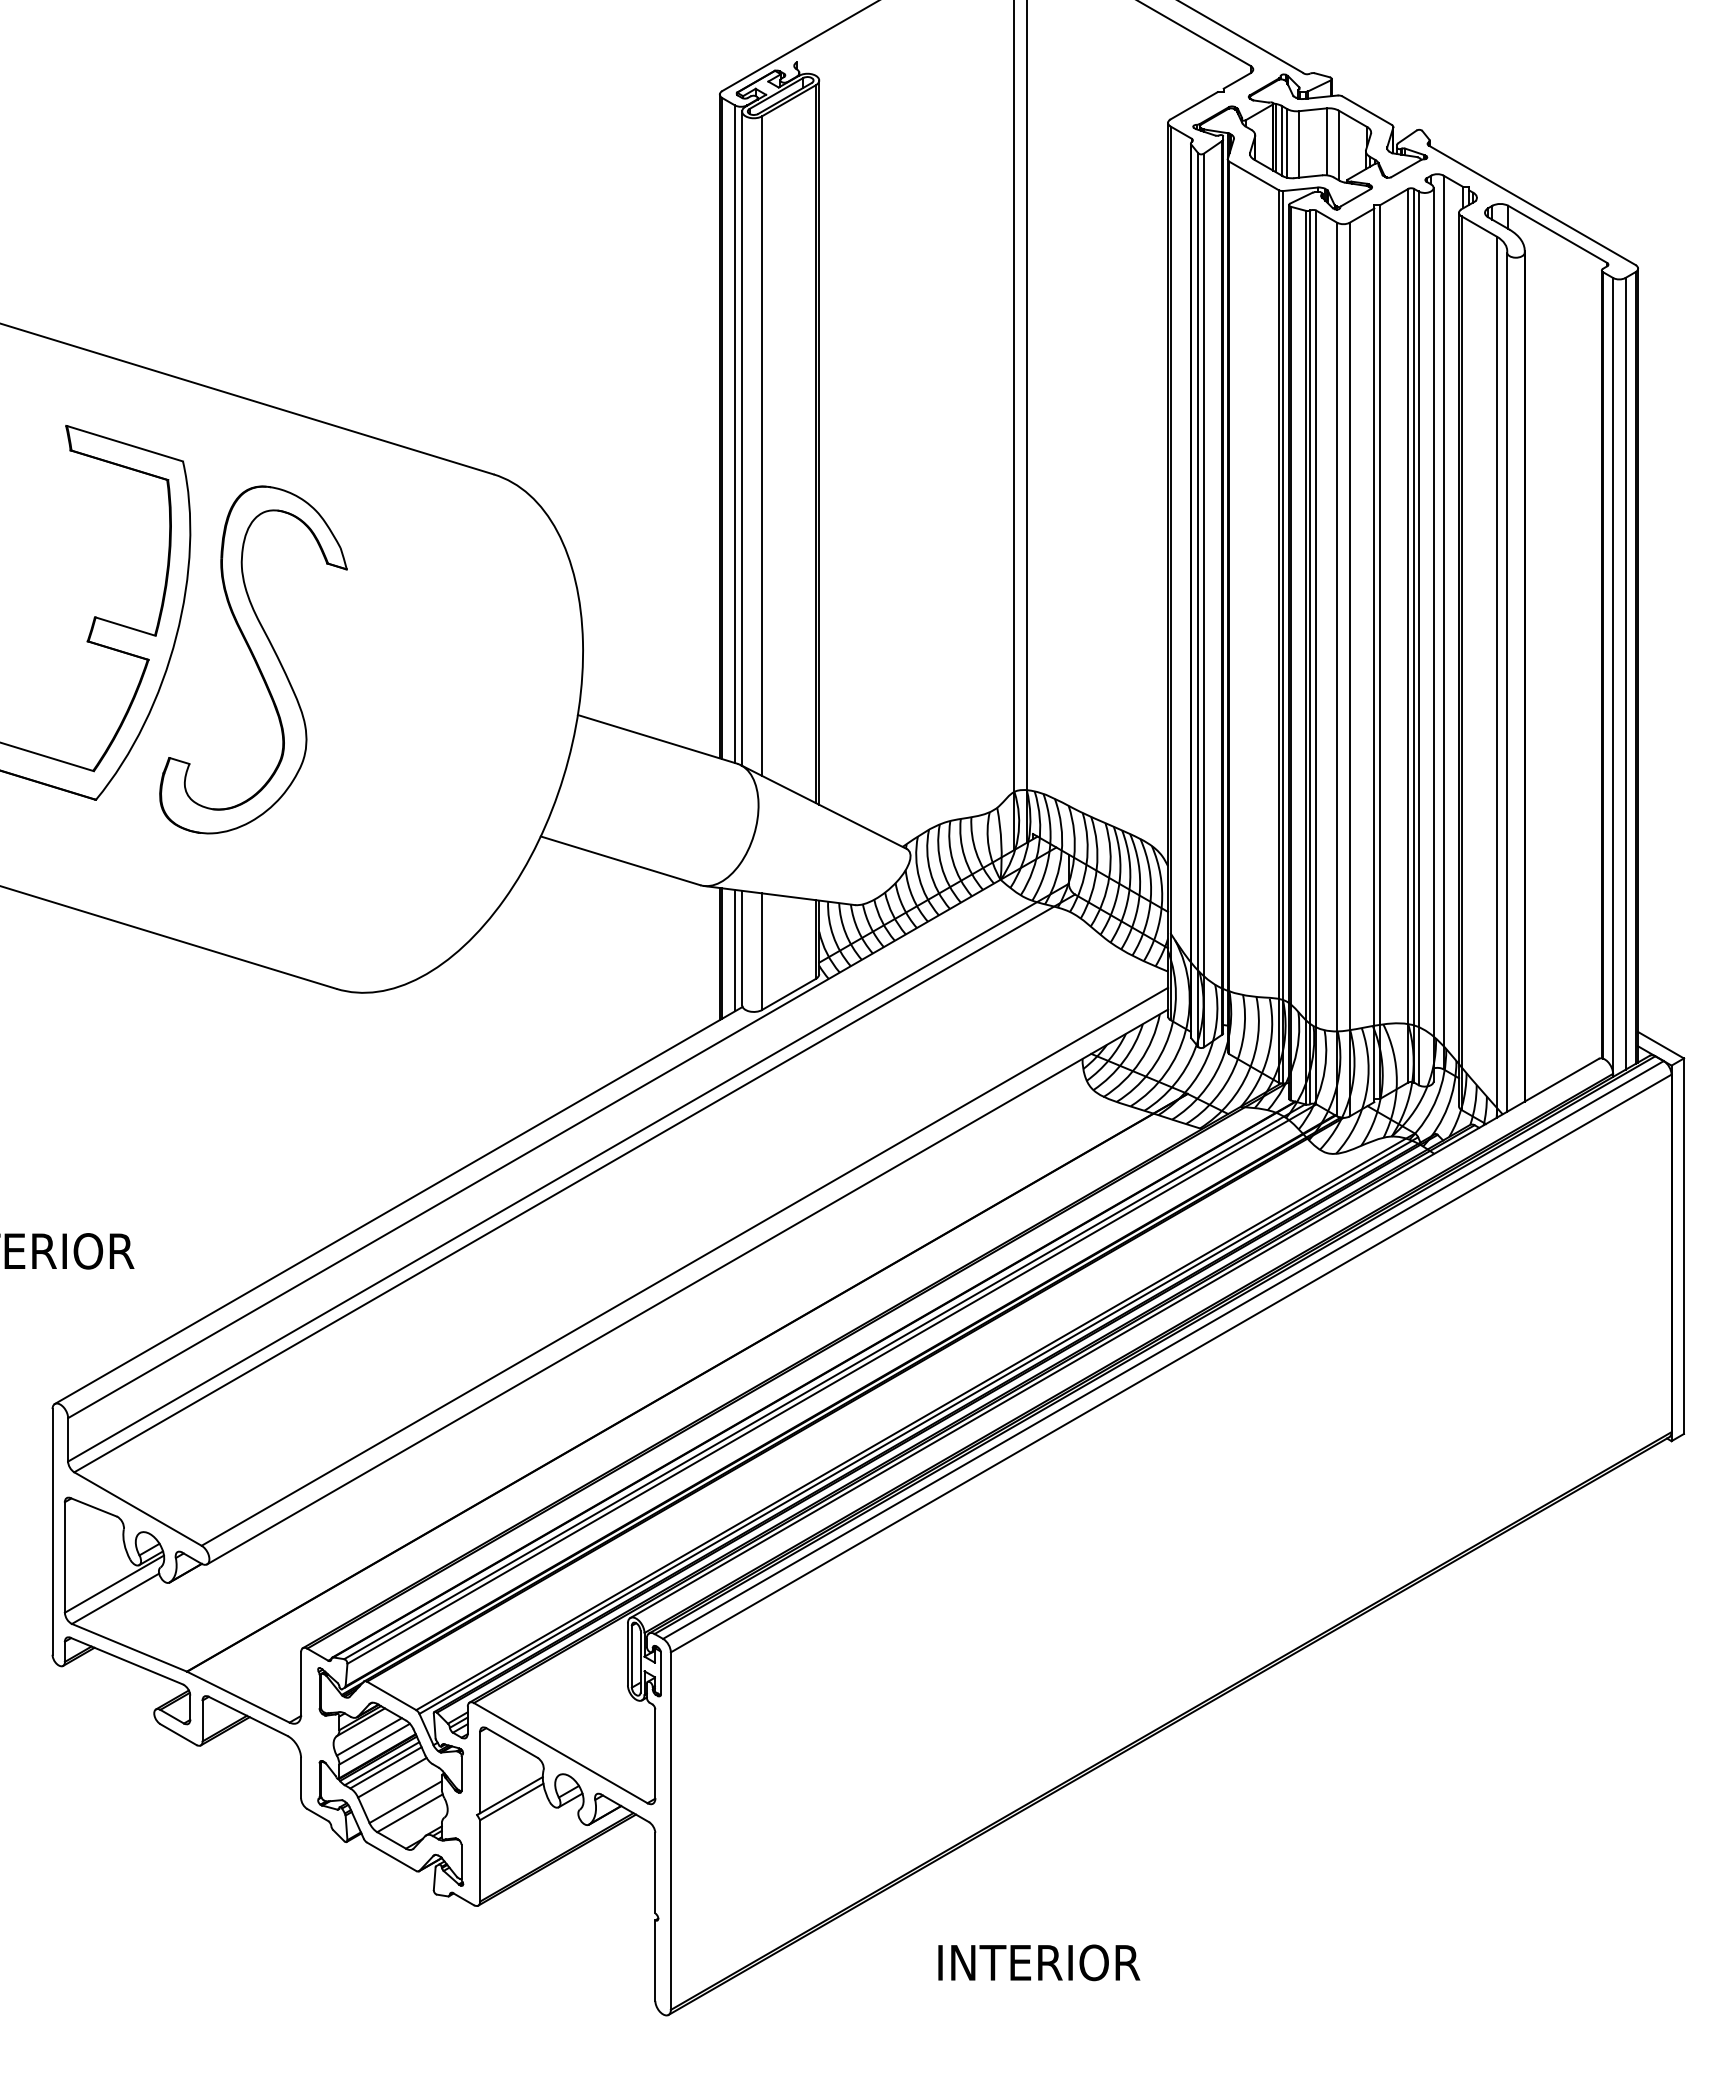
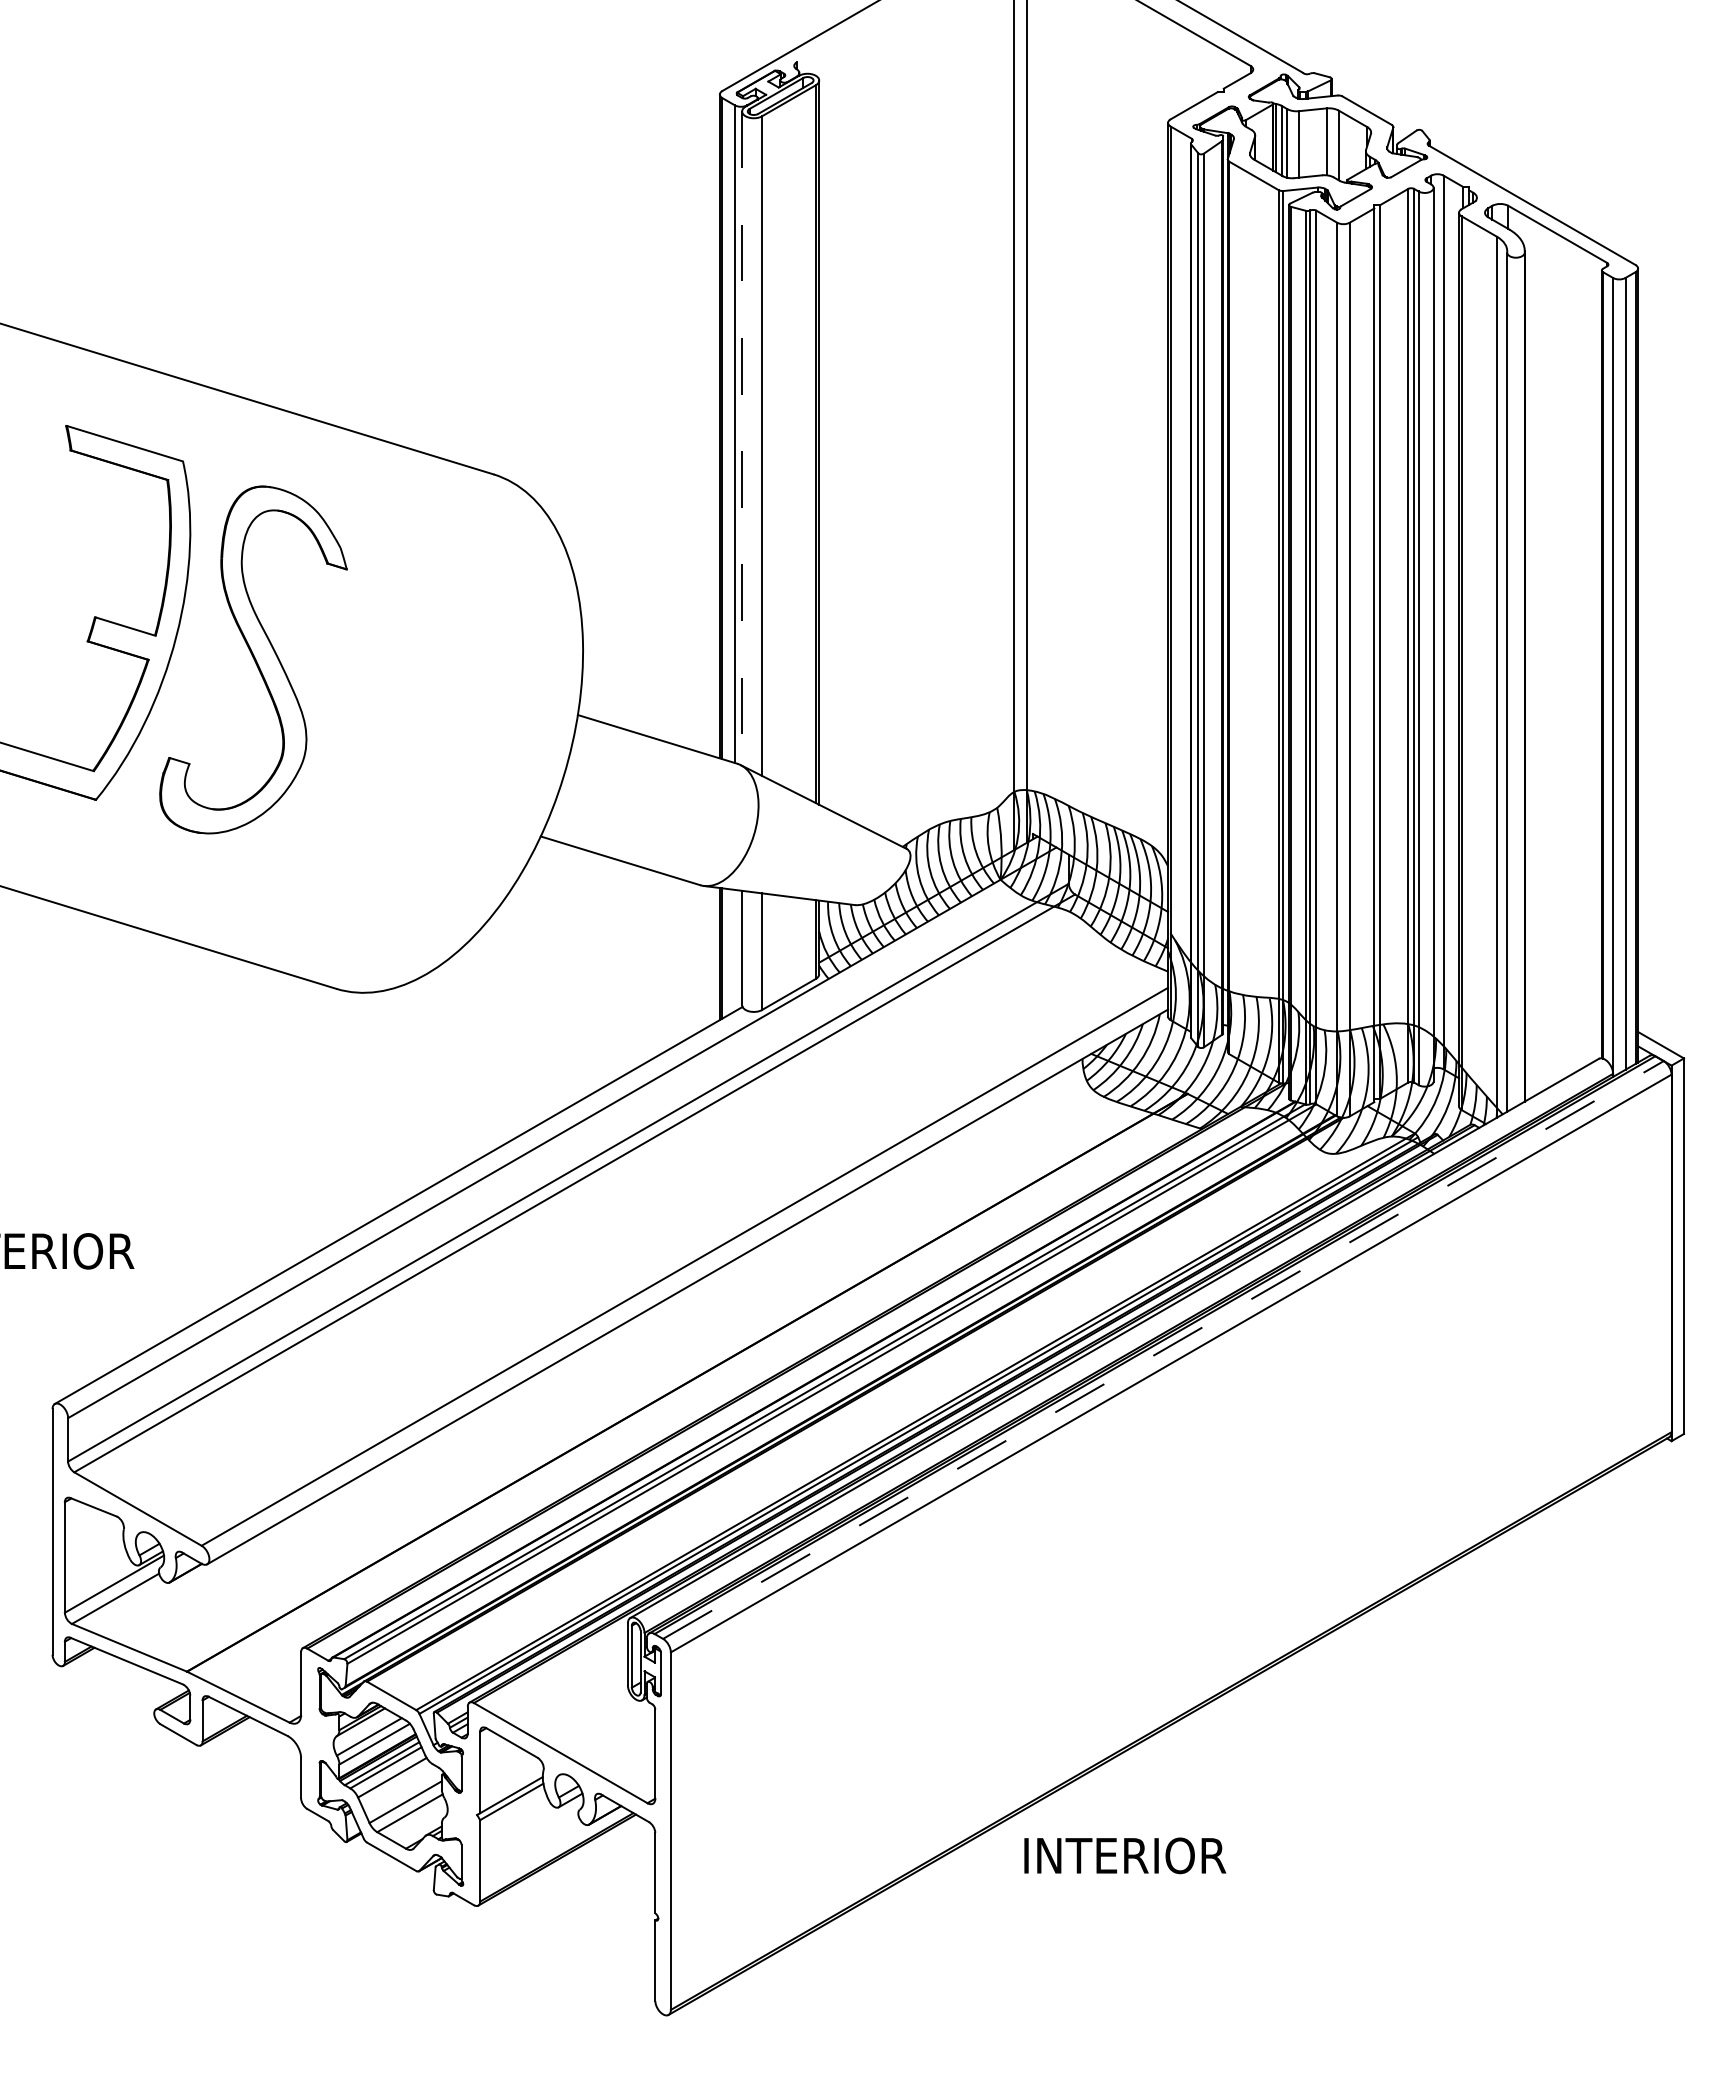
line: solid -> dashed (742, 439)
line: present -> none (734, 950)
line: solid -> dashed (1163, 1350)
text position: (1039, 1962) -> (1125, 1855) (1125, 1855)
